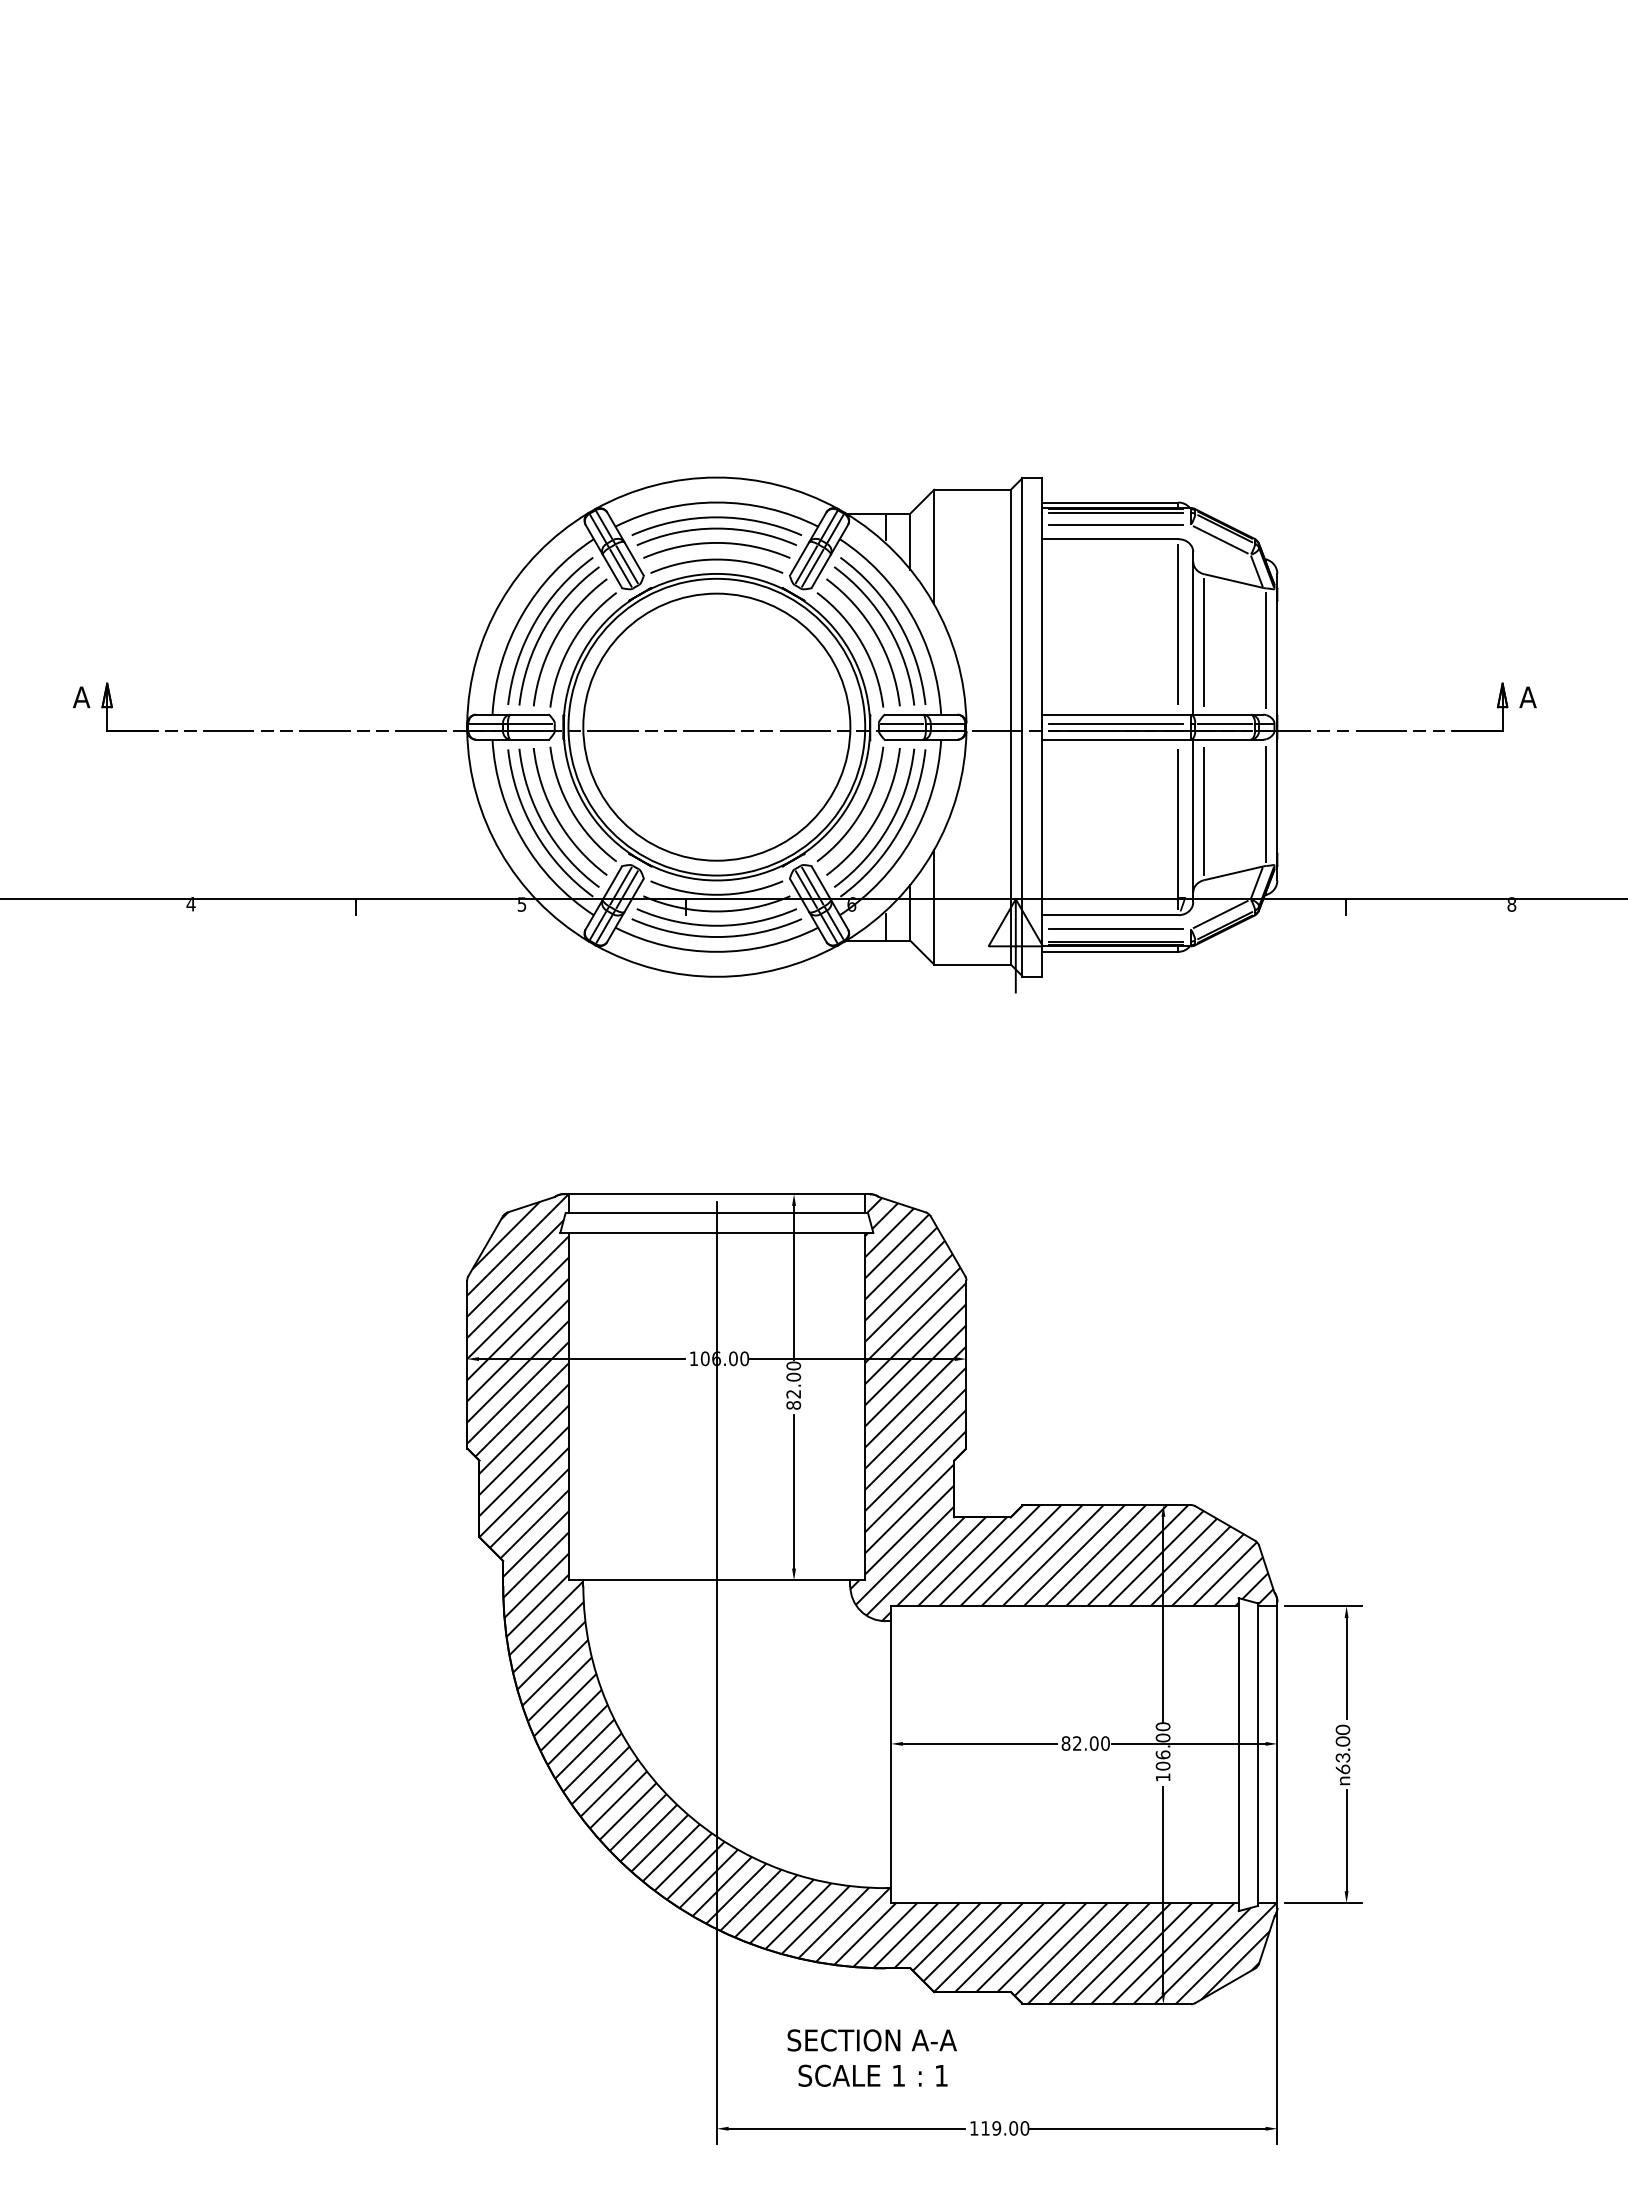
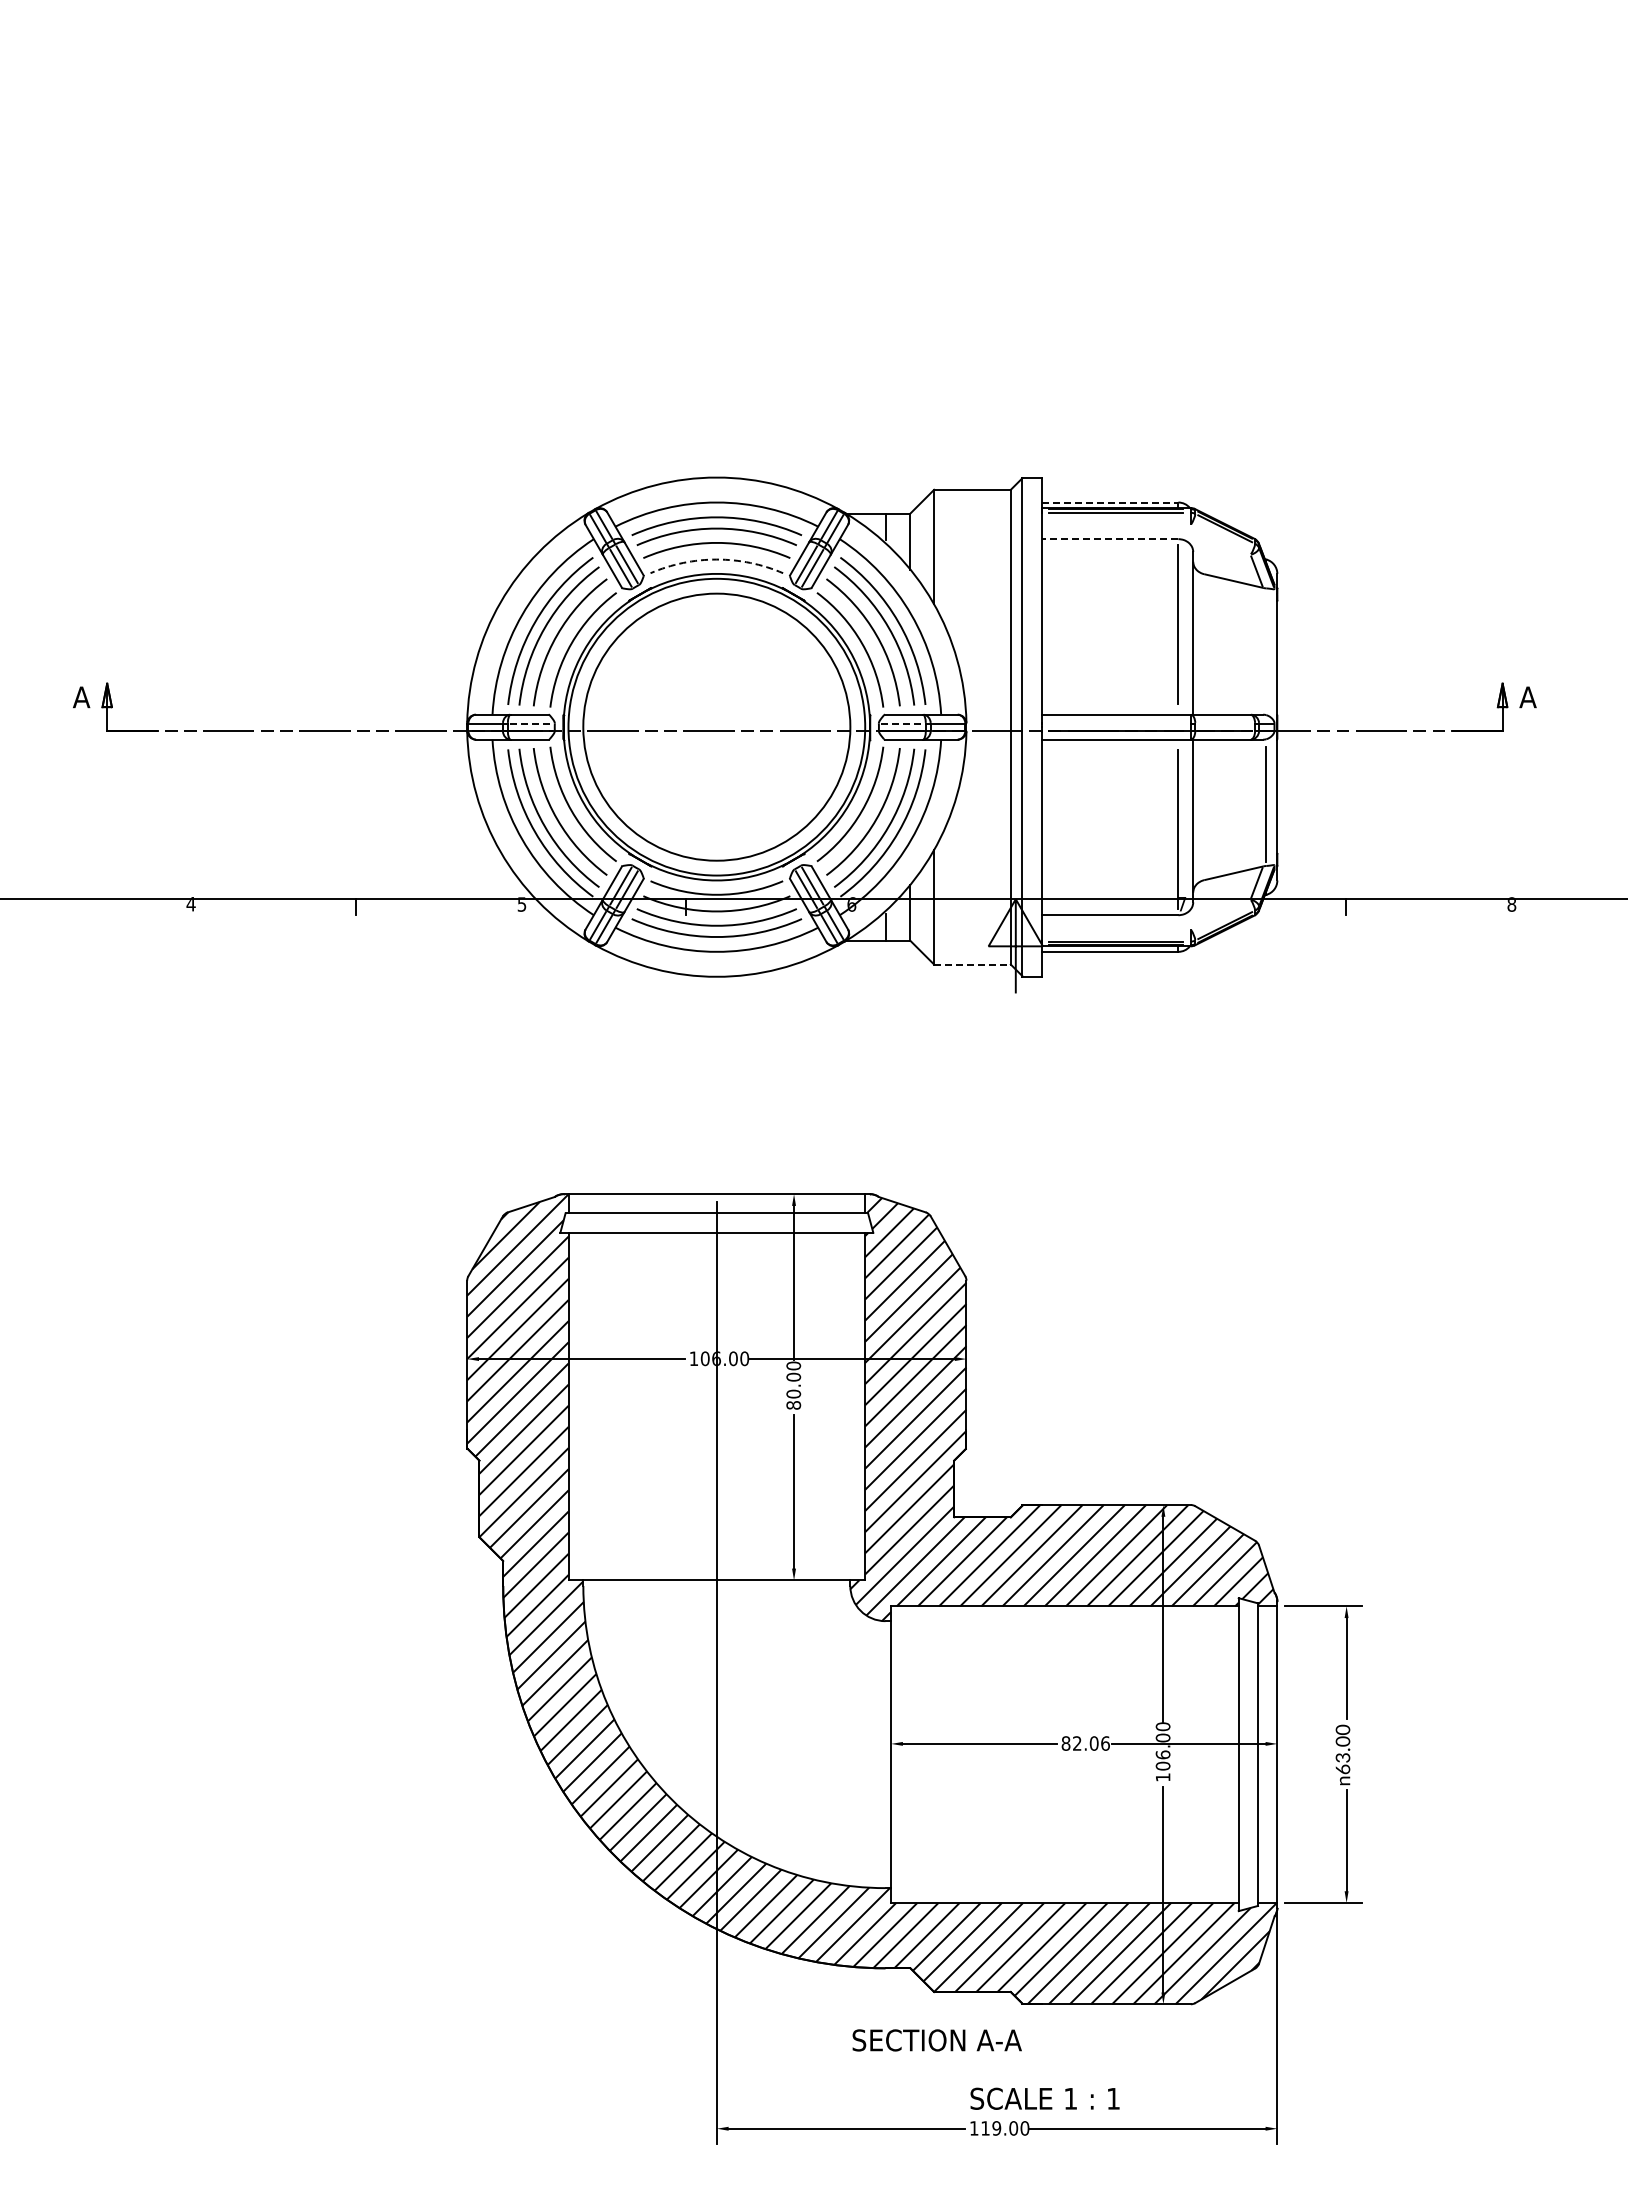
line: solid -> dashed (1110, 502)
line: present -> none (1116, 524)
line: solid -> dashed (1109, 539)
line: present -> none (1220, 539)
arc: solid -> dashed (716, 559)
line: present -> none (1204, 642)
line: present -> none (1266, 649)
line: solid -> dashed (531, 723)
line: solid -> dashed (902, 723)
line: present -> none (1116, 723)
line: present -> none (1225, 723)
line: present -> none (1204, 811)
line: present -> none (1220, 914)
line: present -> none (1116, 929)
line: solid -> dashed (973, 964)
text: 82.00 -> 80.00 (793, 1393)
text: 82.00 -> 82.06 (1105, 1743)
text position: (871, 2040) -> (936, 2040) (936, 2040)
text position: (872, 2075) -> (1044, 2098) (1044, 2098)
